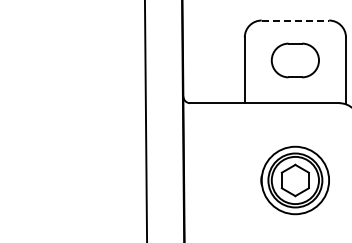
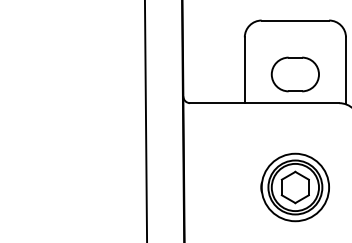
line: dashed -> solid (295, 20)
part position: (294, 60) -> (294, 74) (294, 74)
part position: (294, 180) -> (294, 187) (294, 187)
